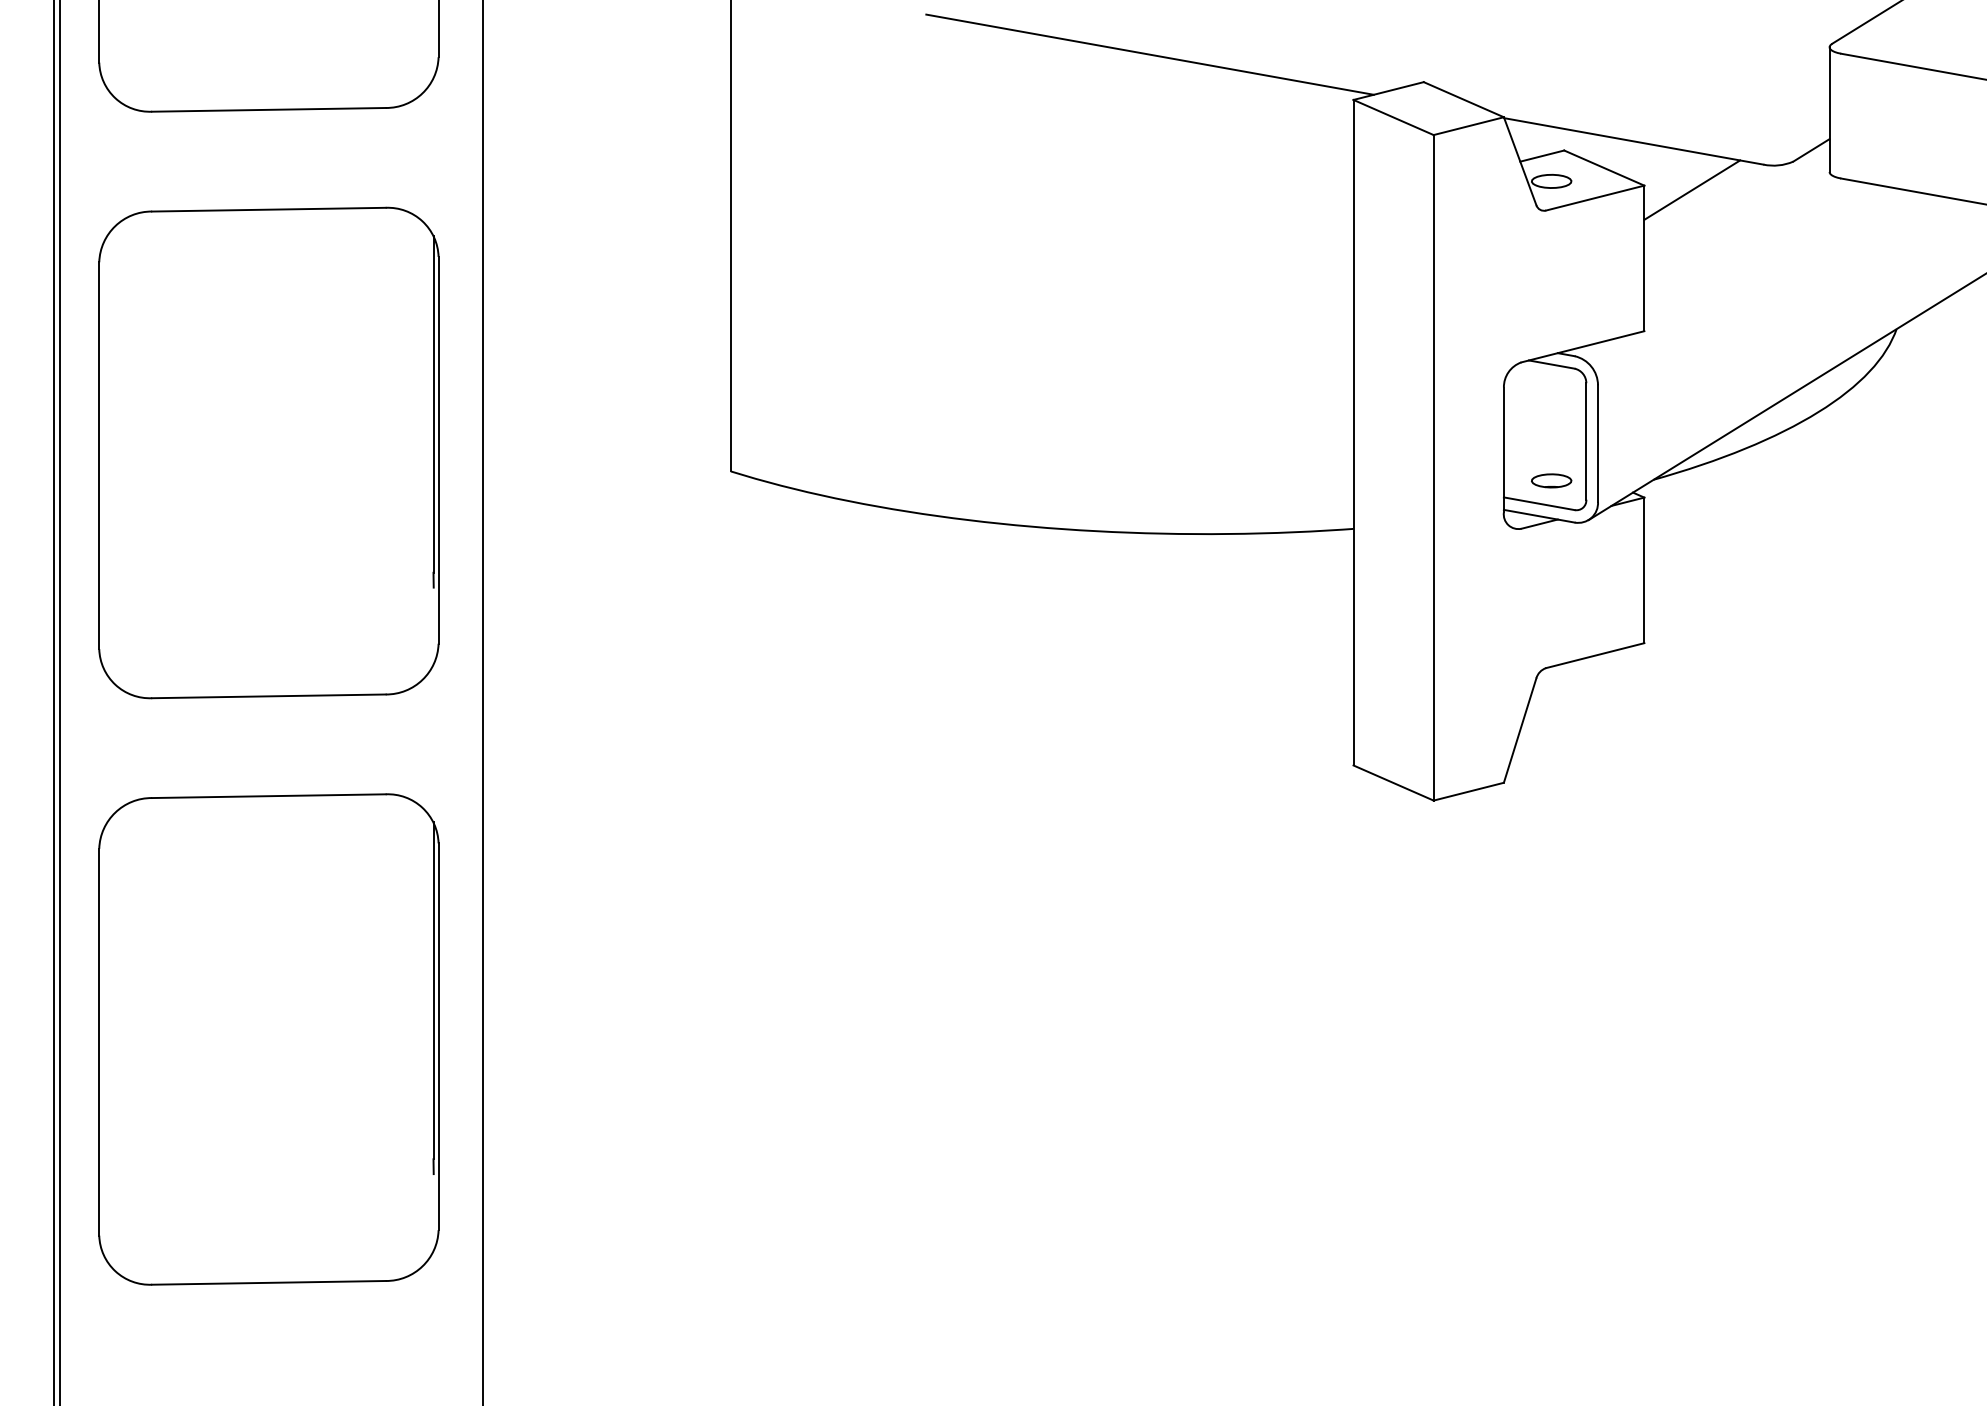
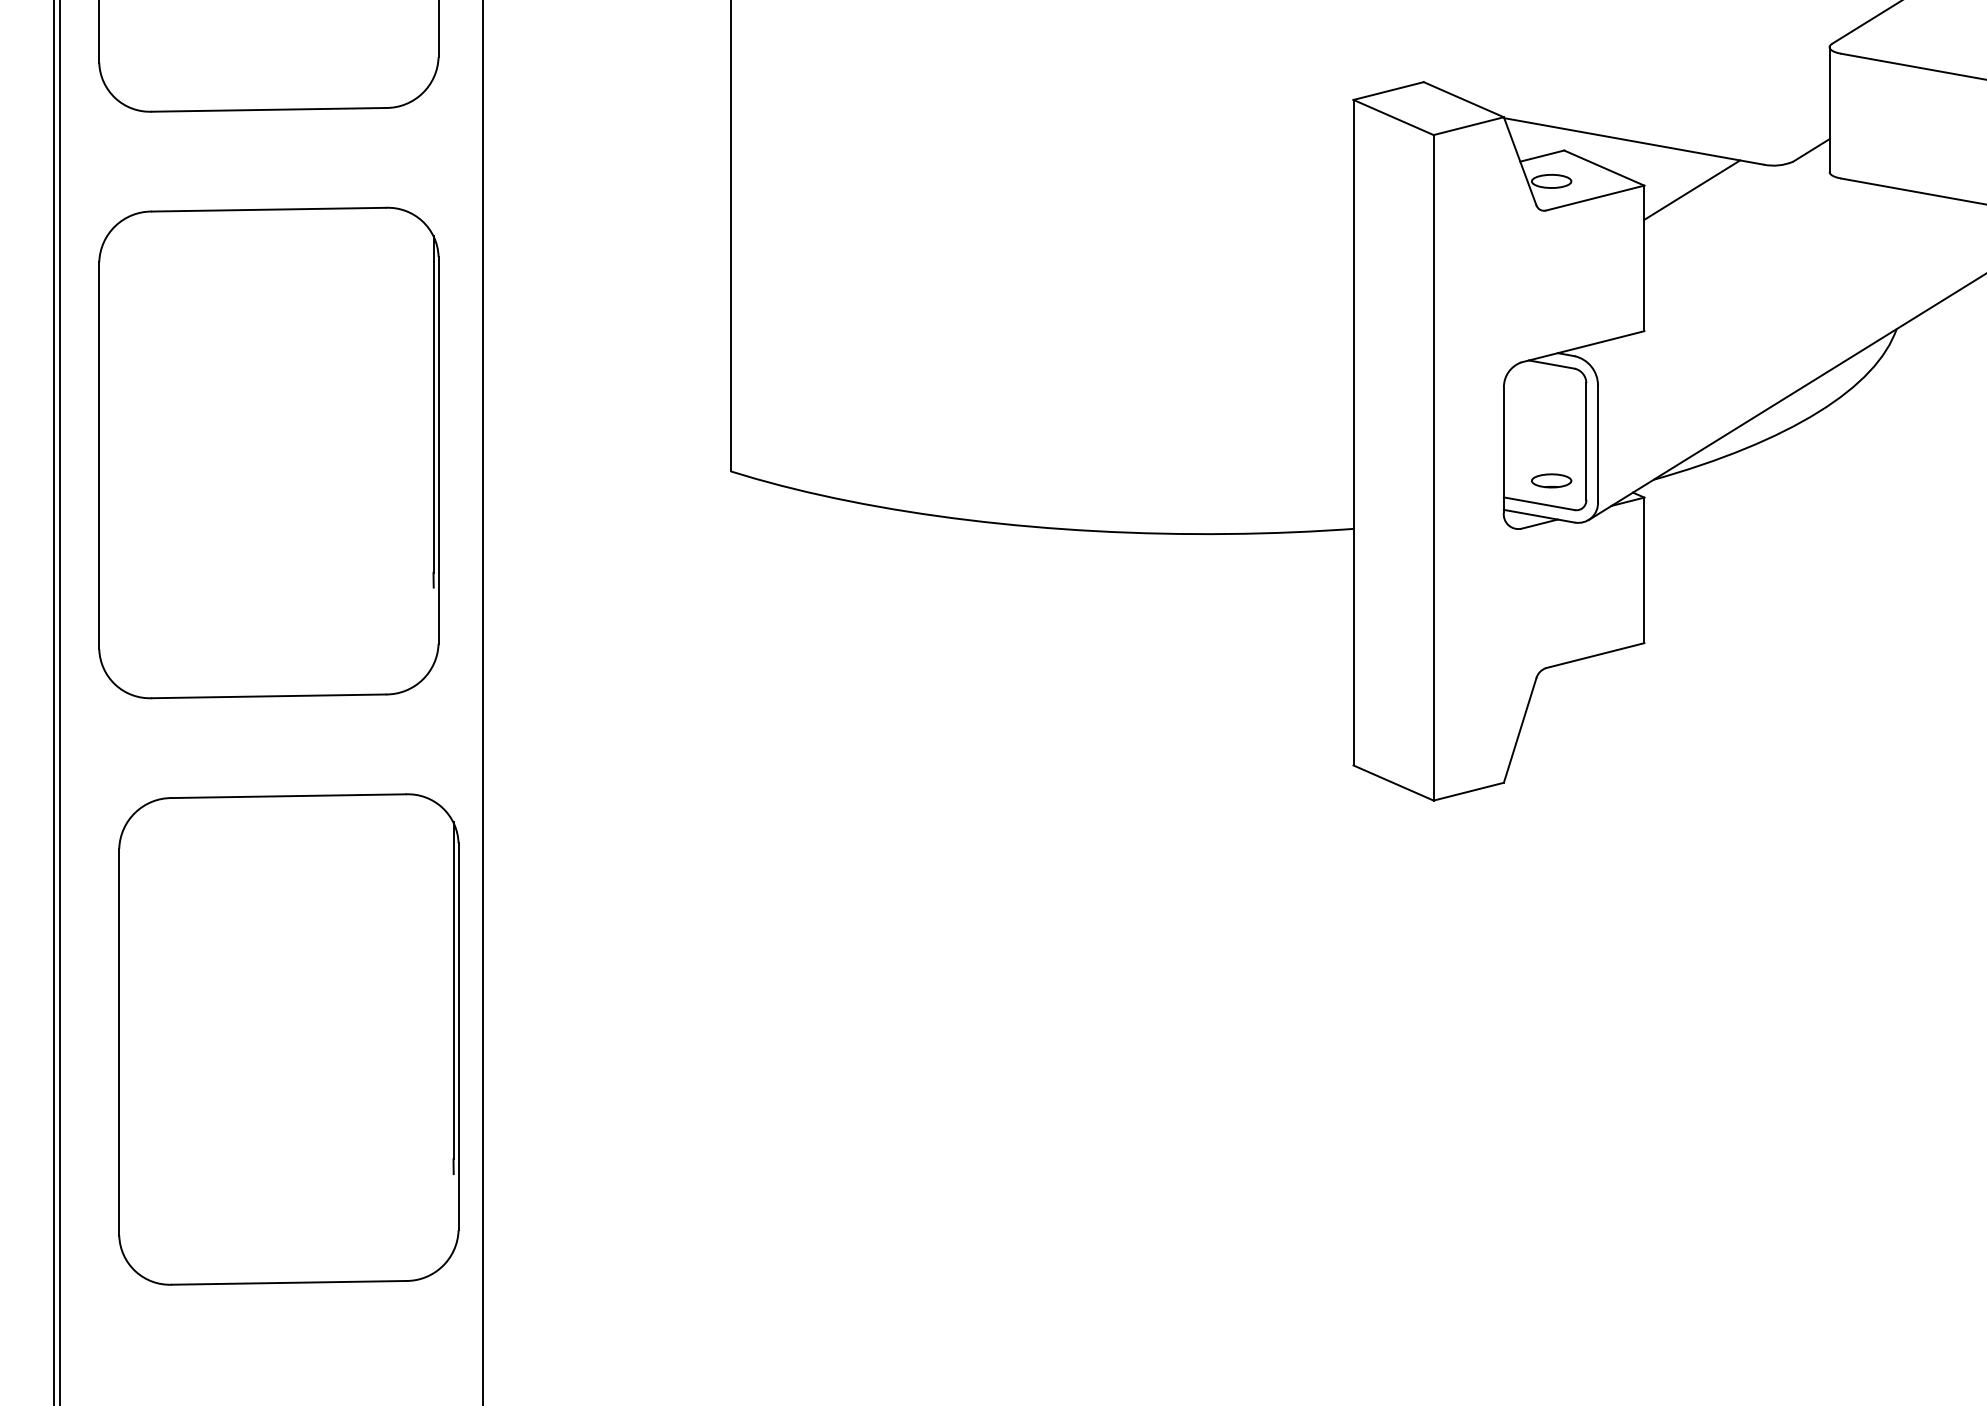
line: present -> none (1149, 54)
part position: (268, 1039) -> (288, 1039) (288, 1039)
